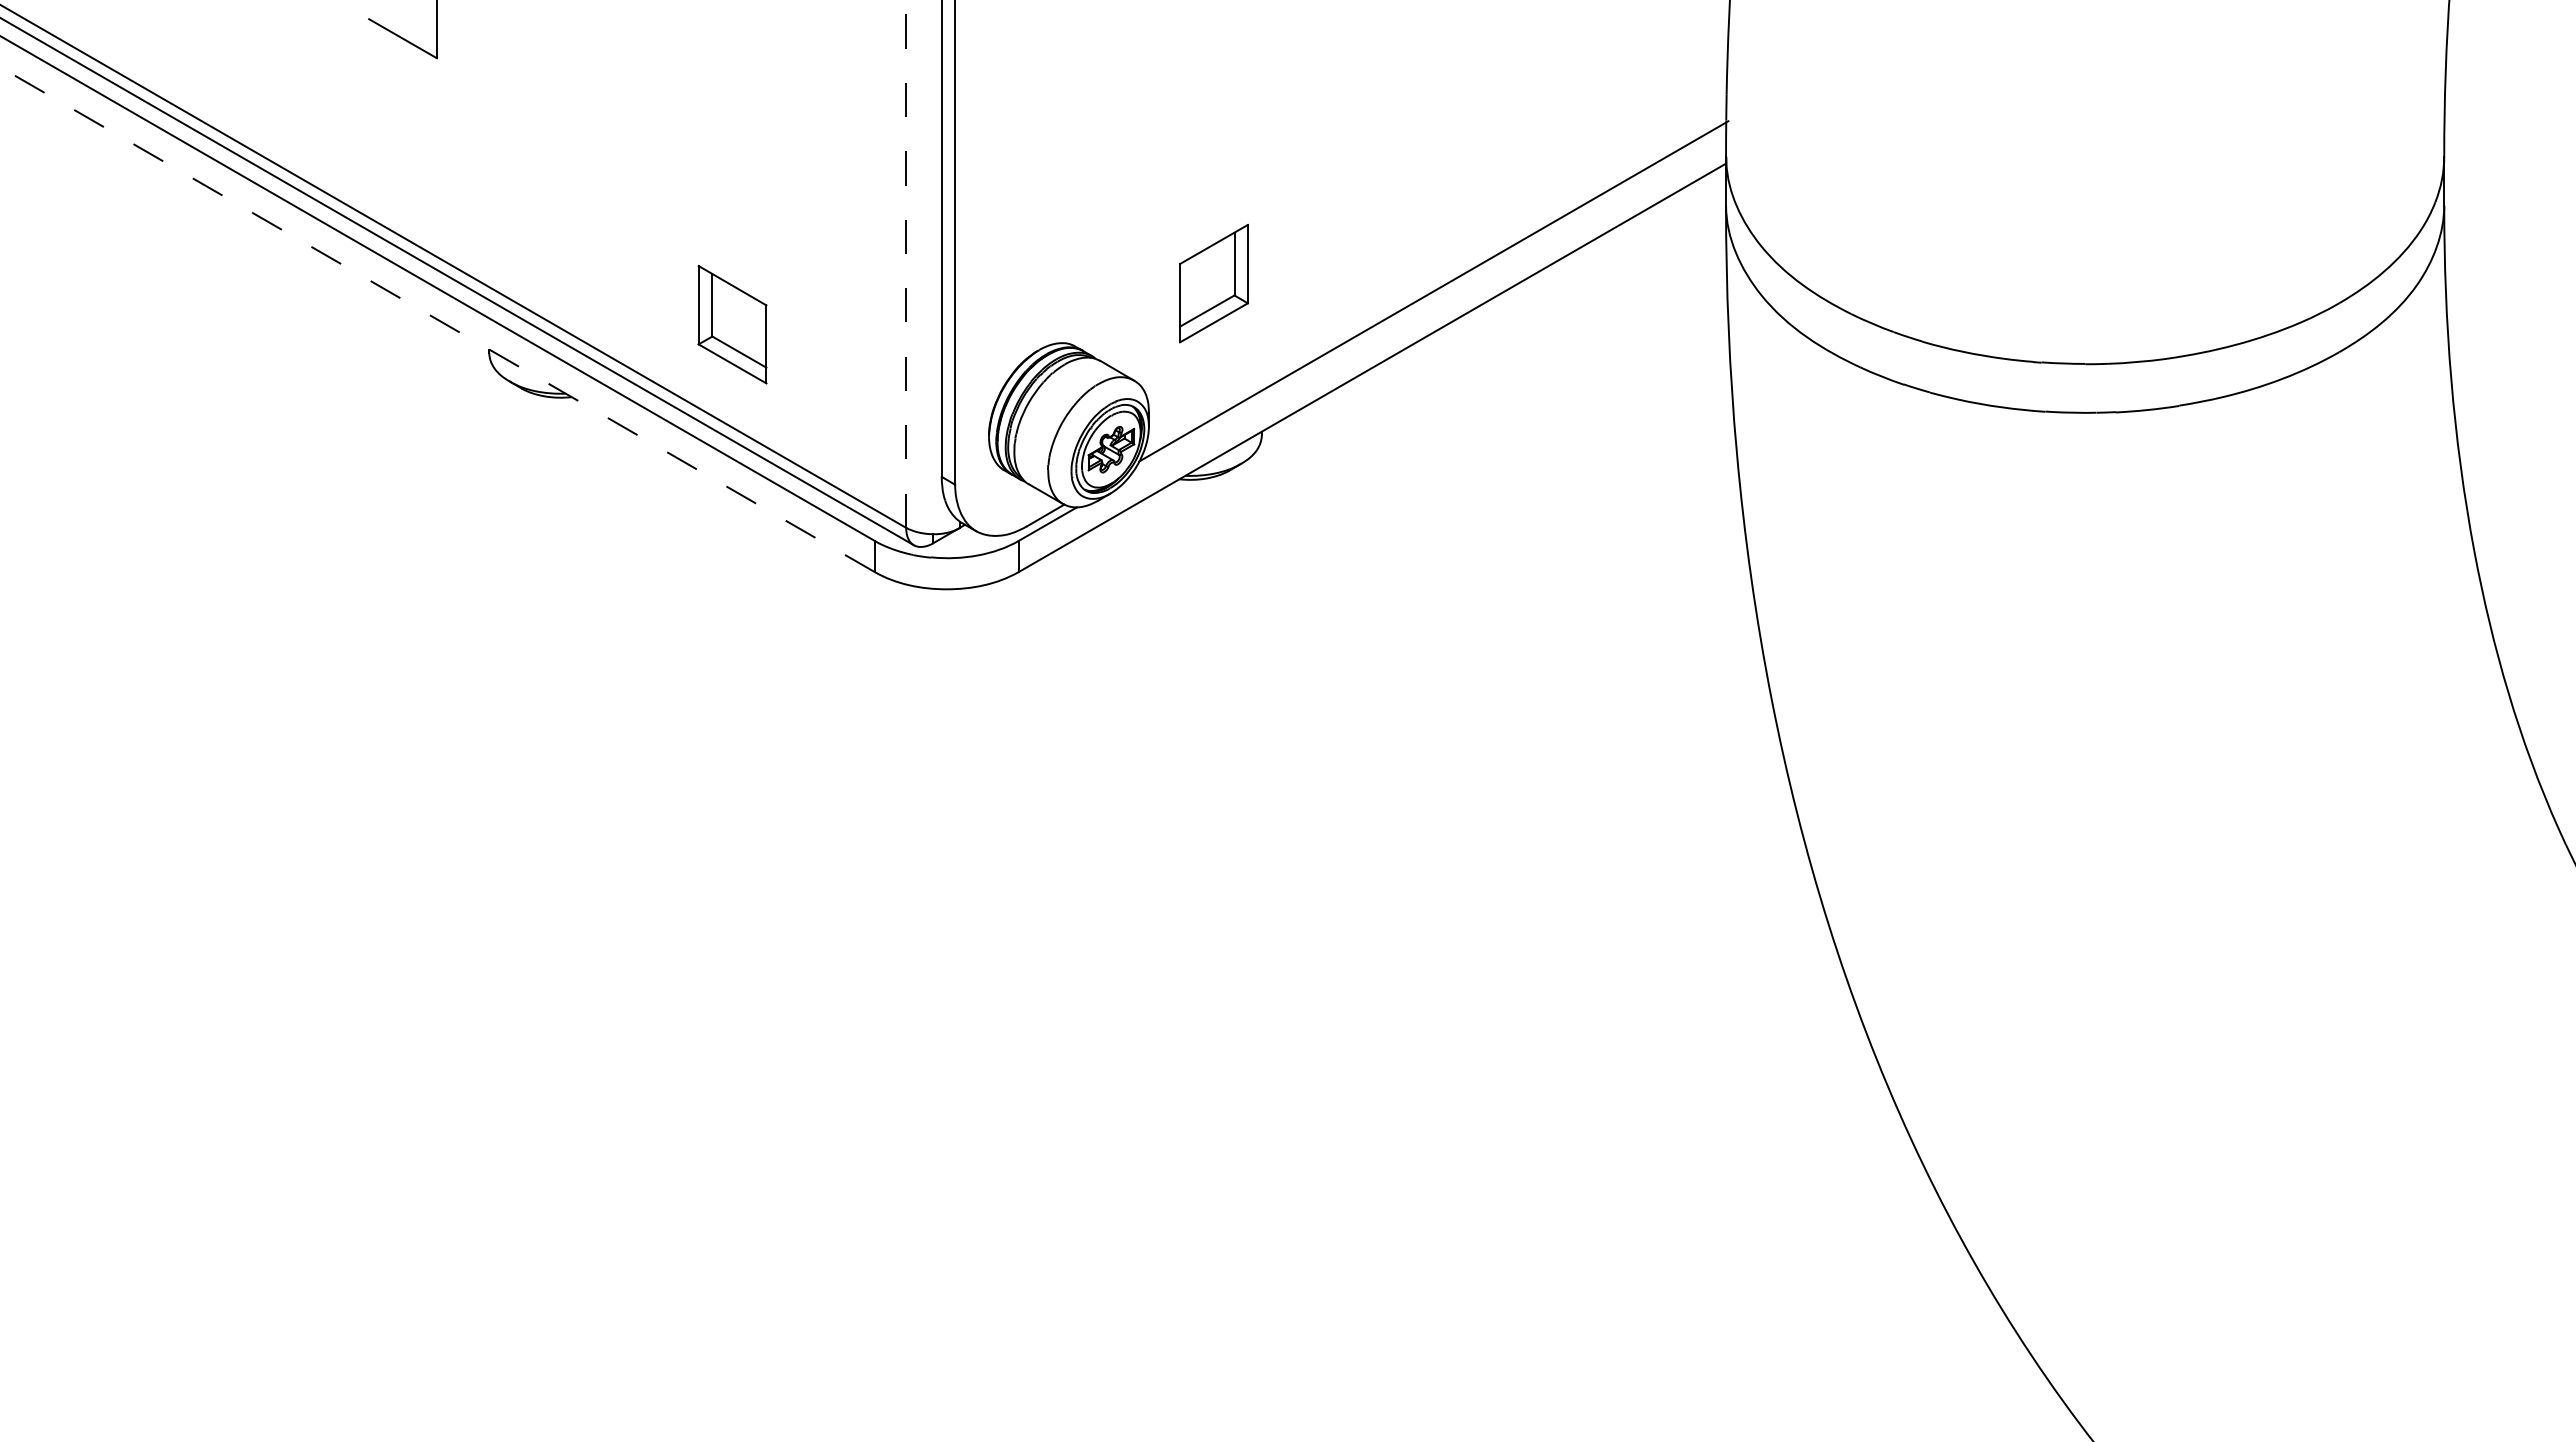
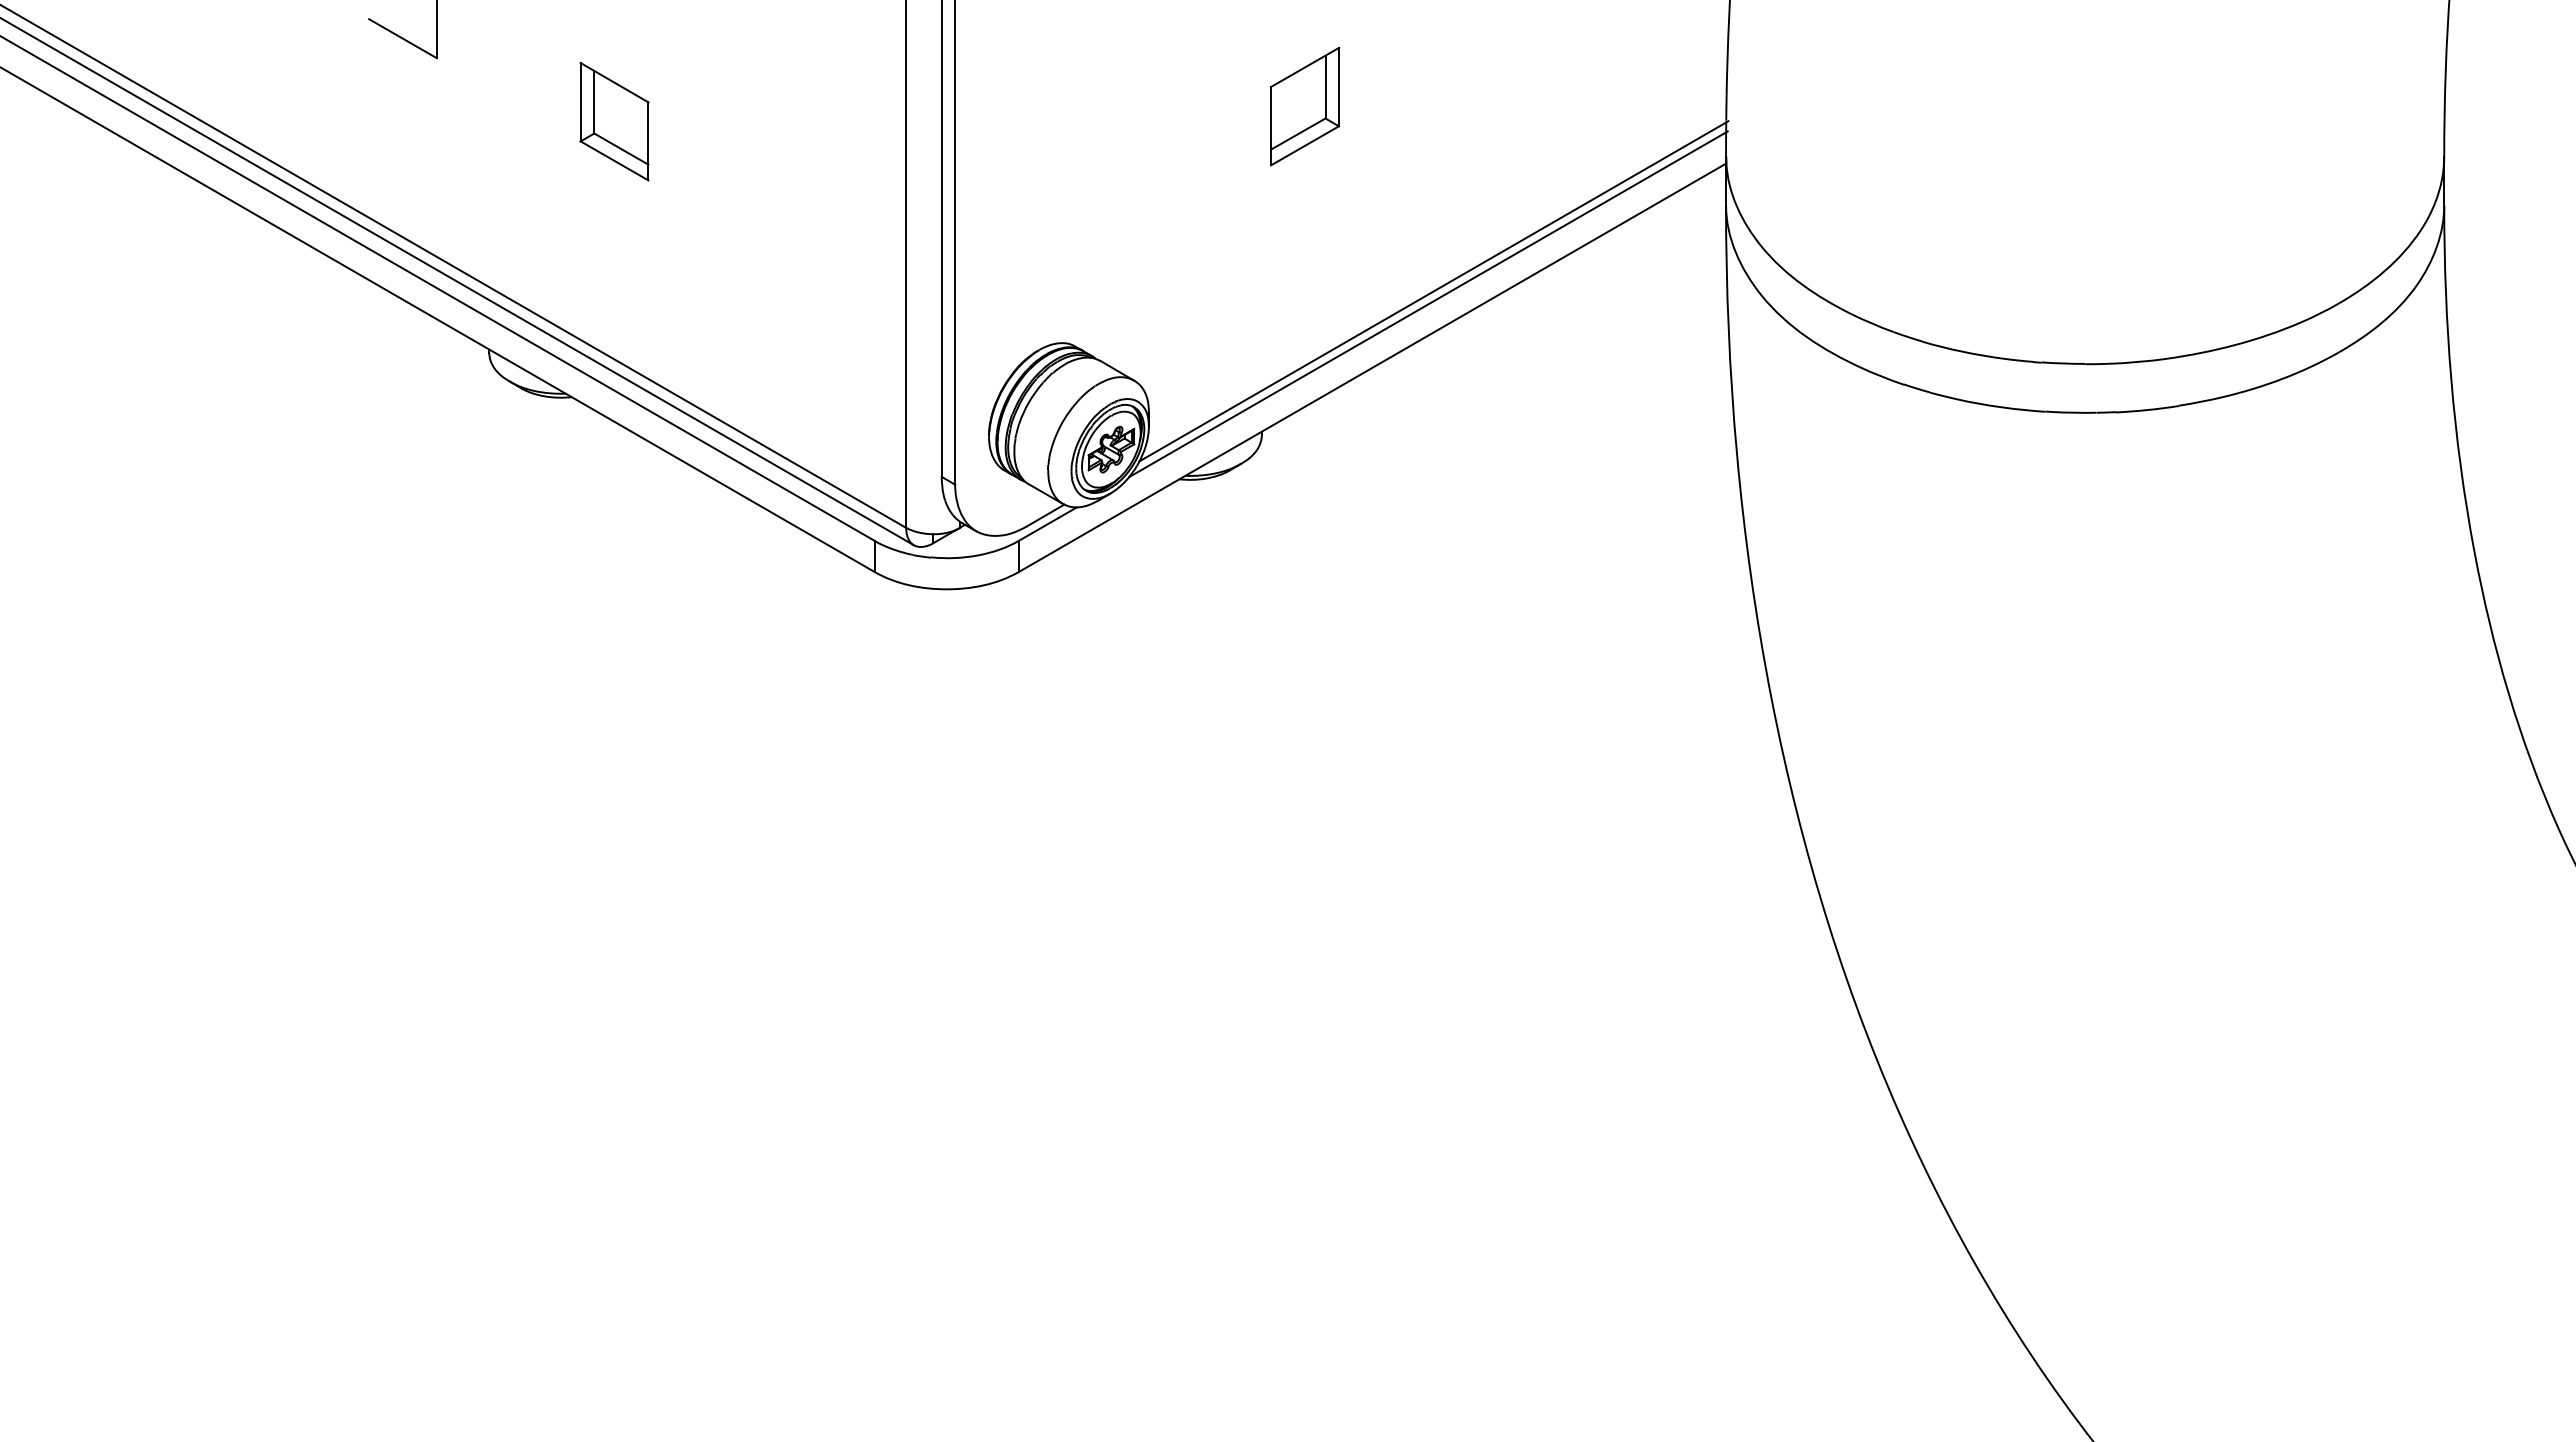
line: dashed -> solid (906, 263)
part position: (1213, 283) -> (1304, 106) (1304, 106)
line: none -> present (1428, 304)
line: dashed -> solid (437, 319)
part position: (732, 324) -> (614, 121) (614, 121)
